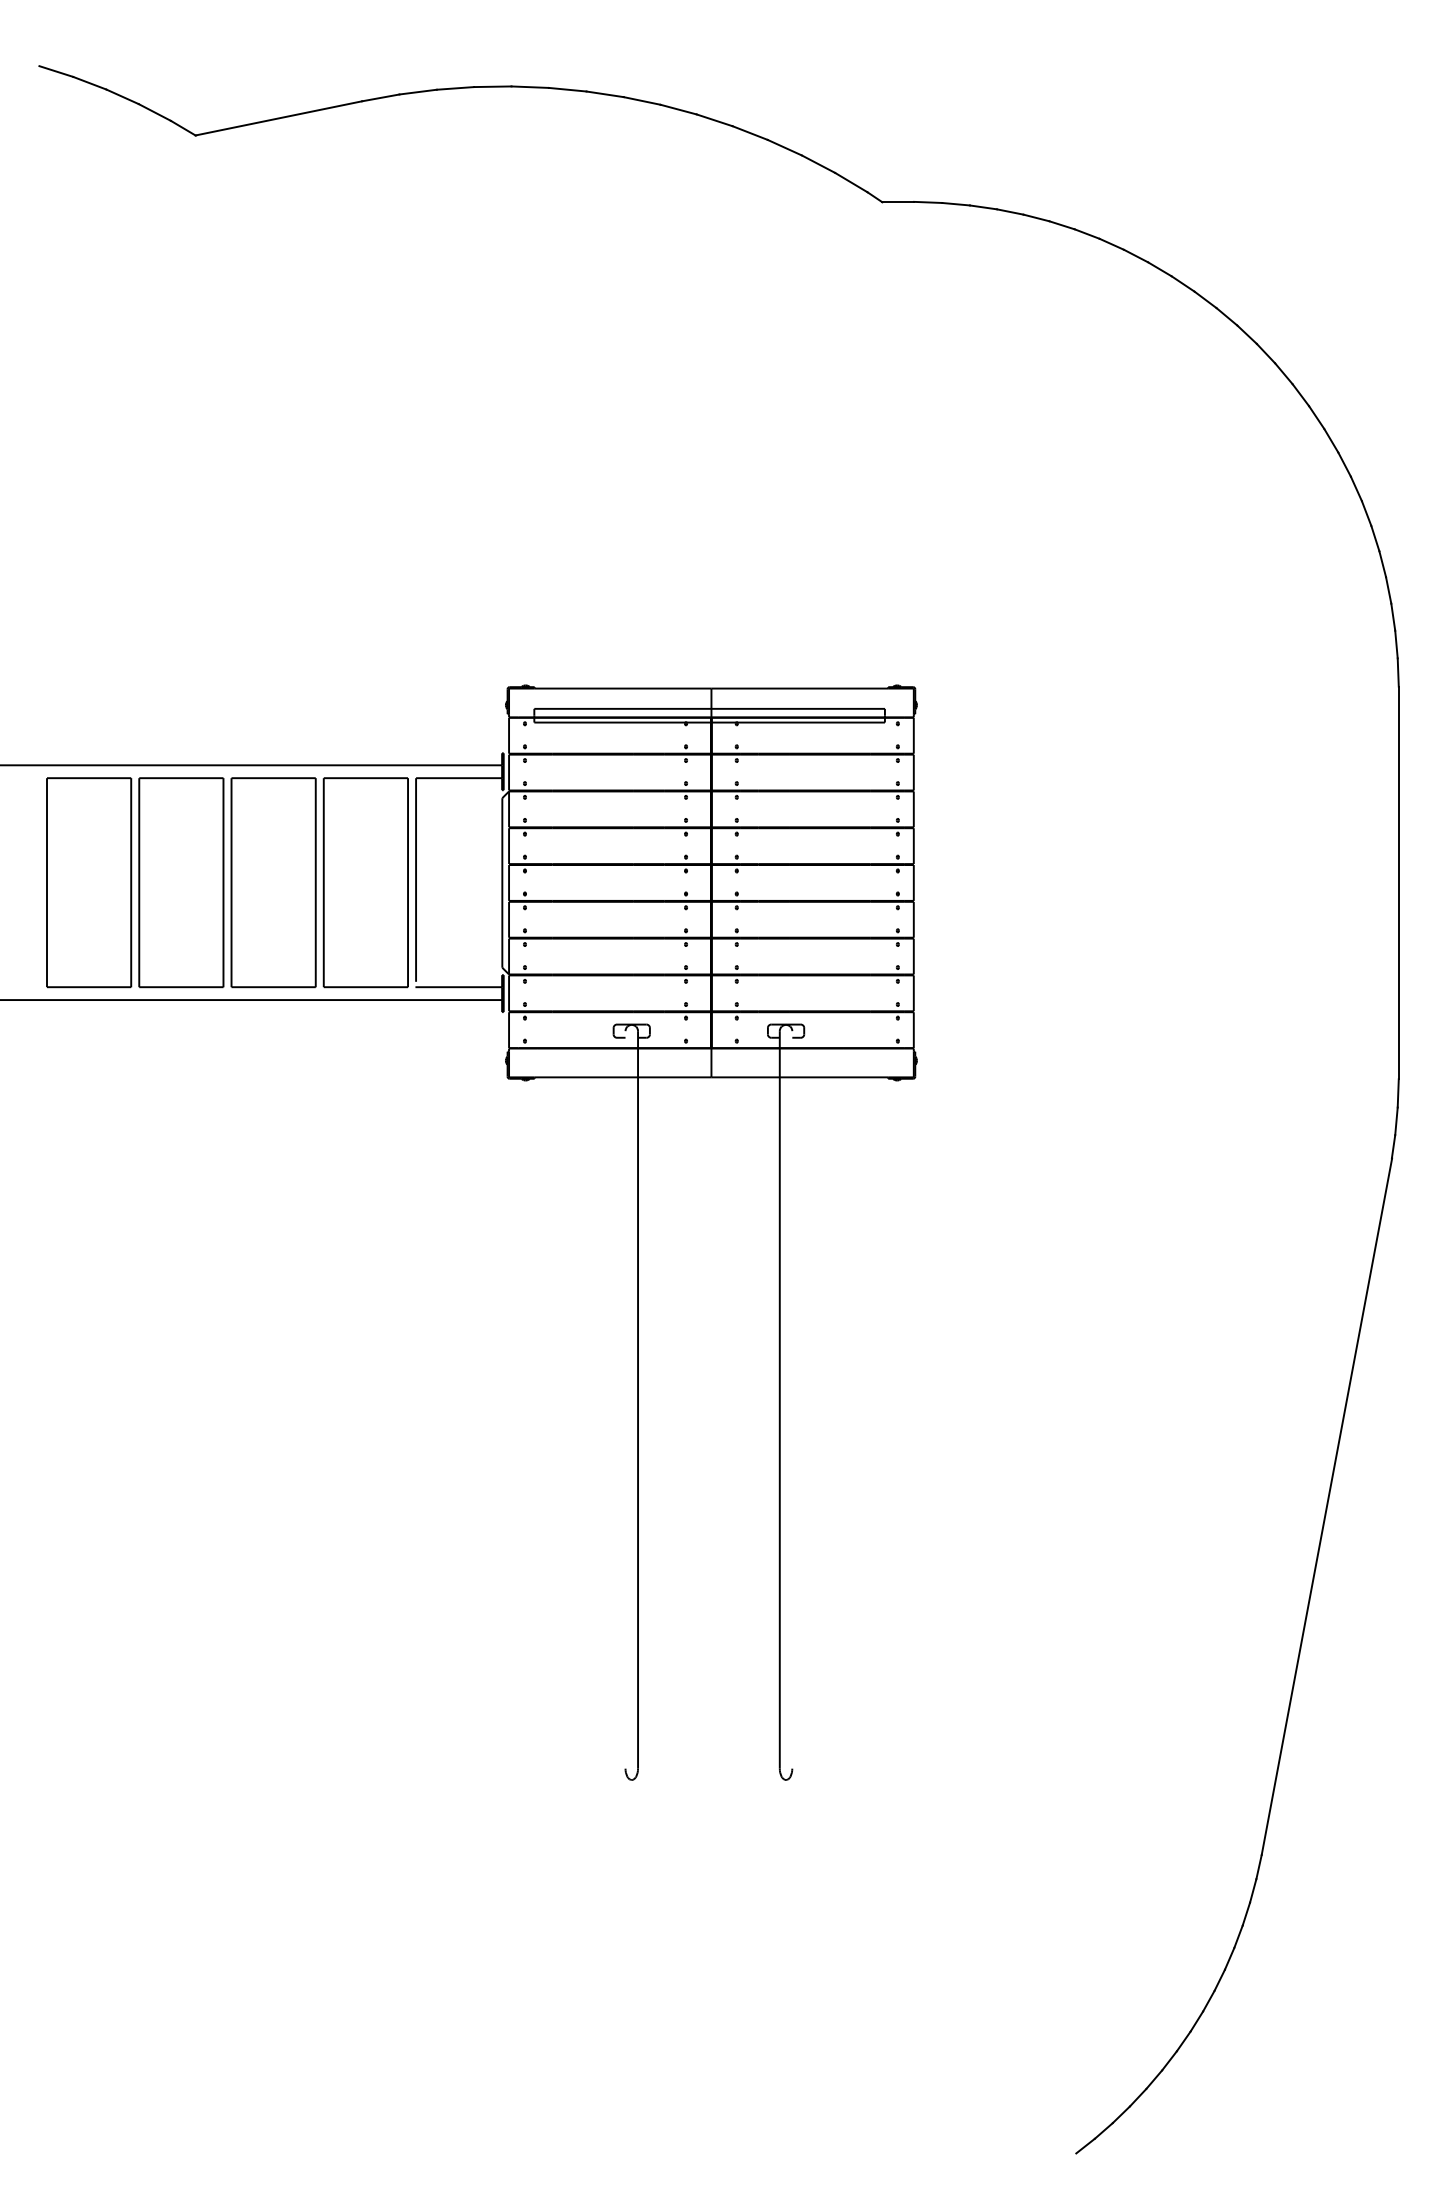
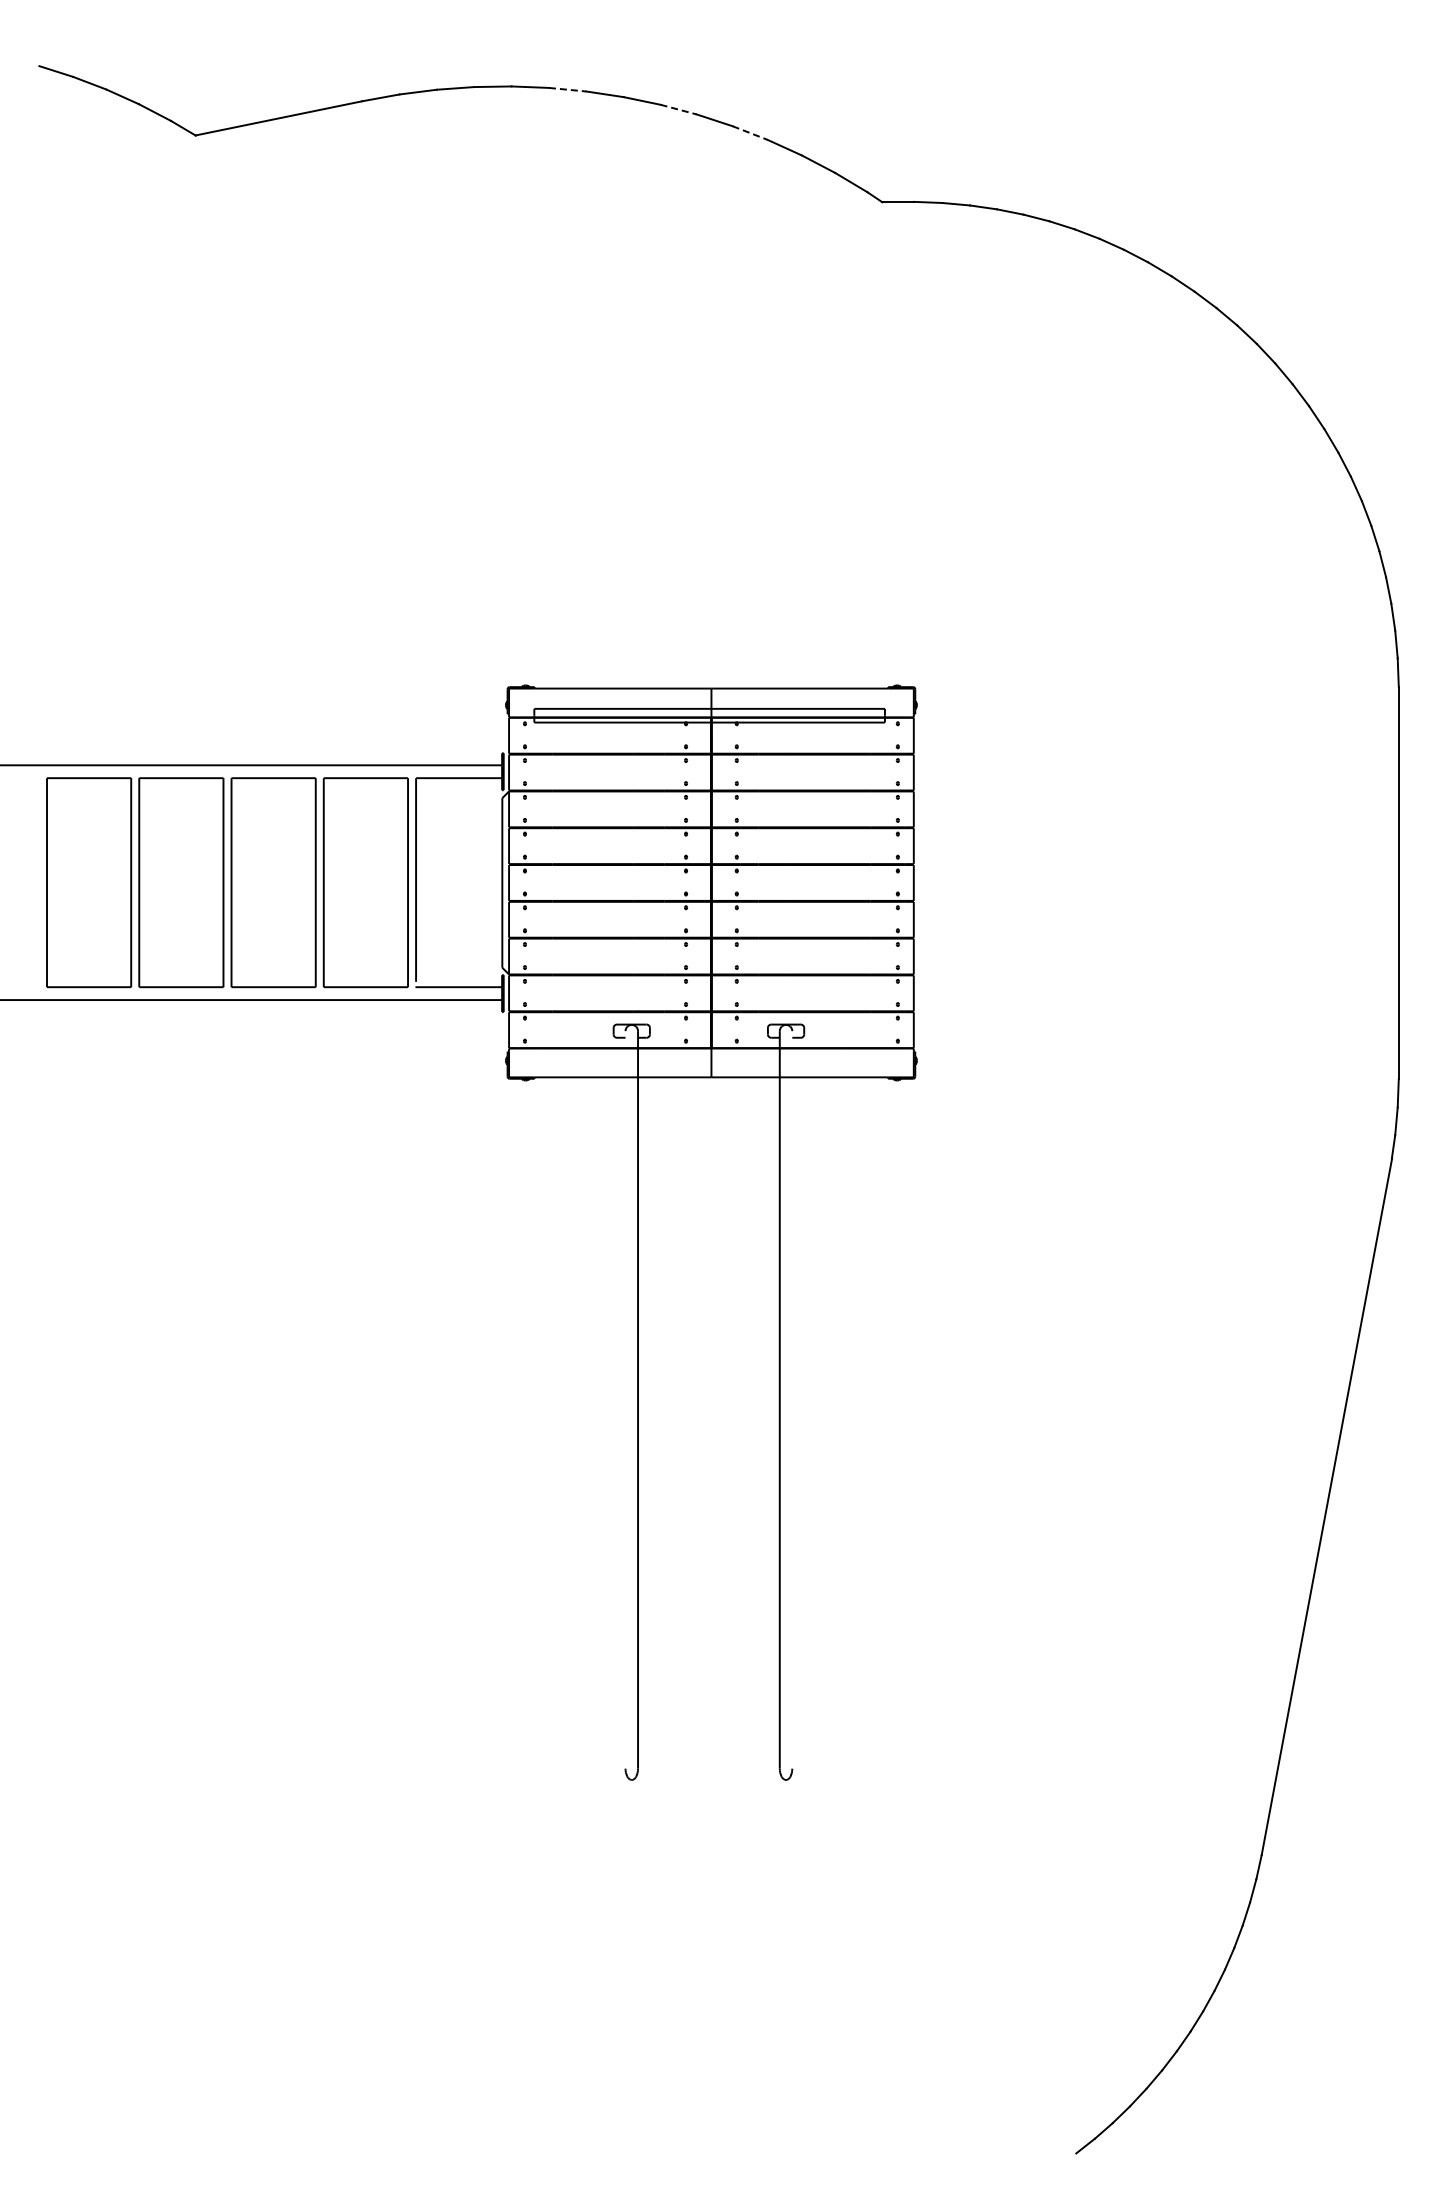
line: solid -> dashed (567, 89)
line: solid -> dashed (678, 109)
line: solid -> dashed (750, 133)
